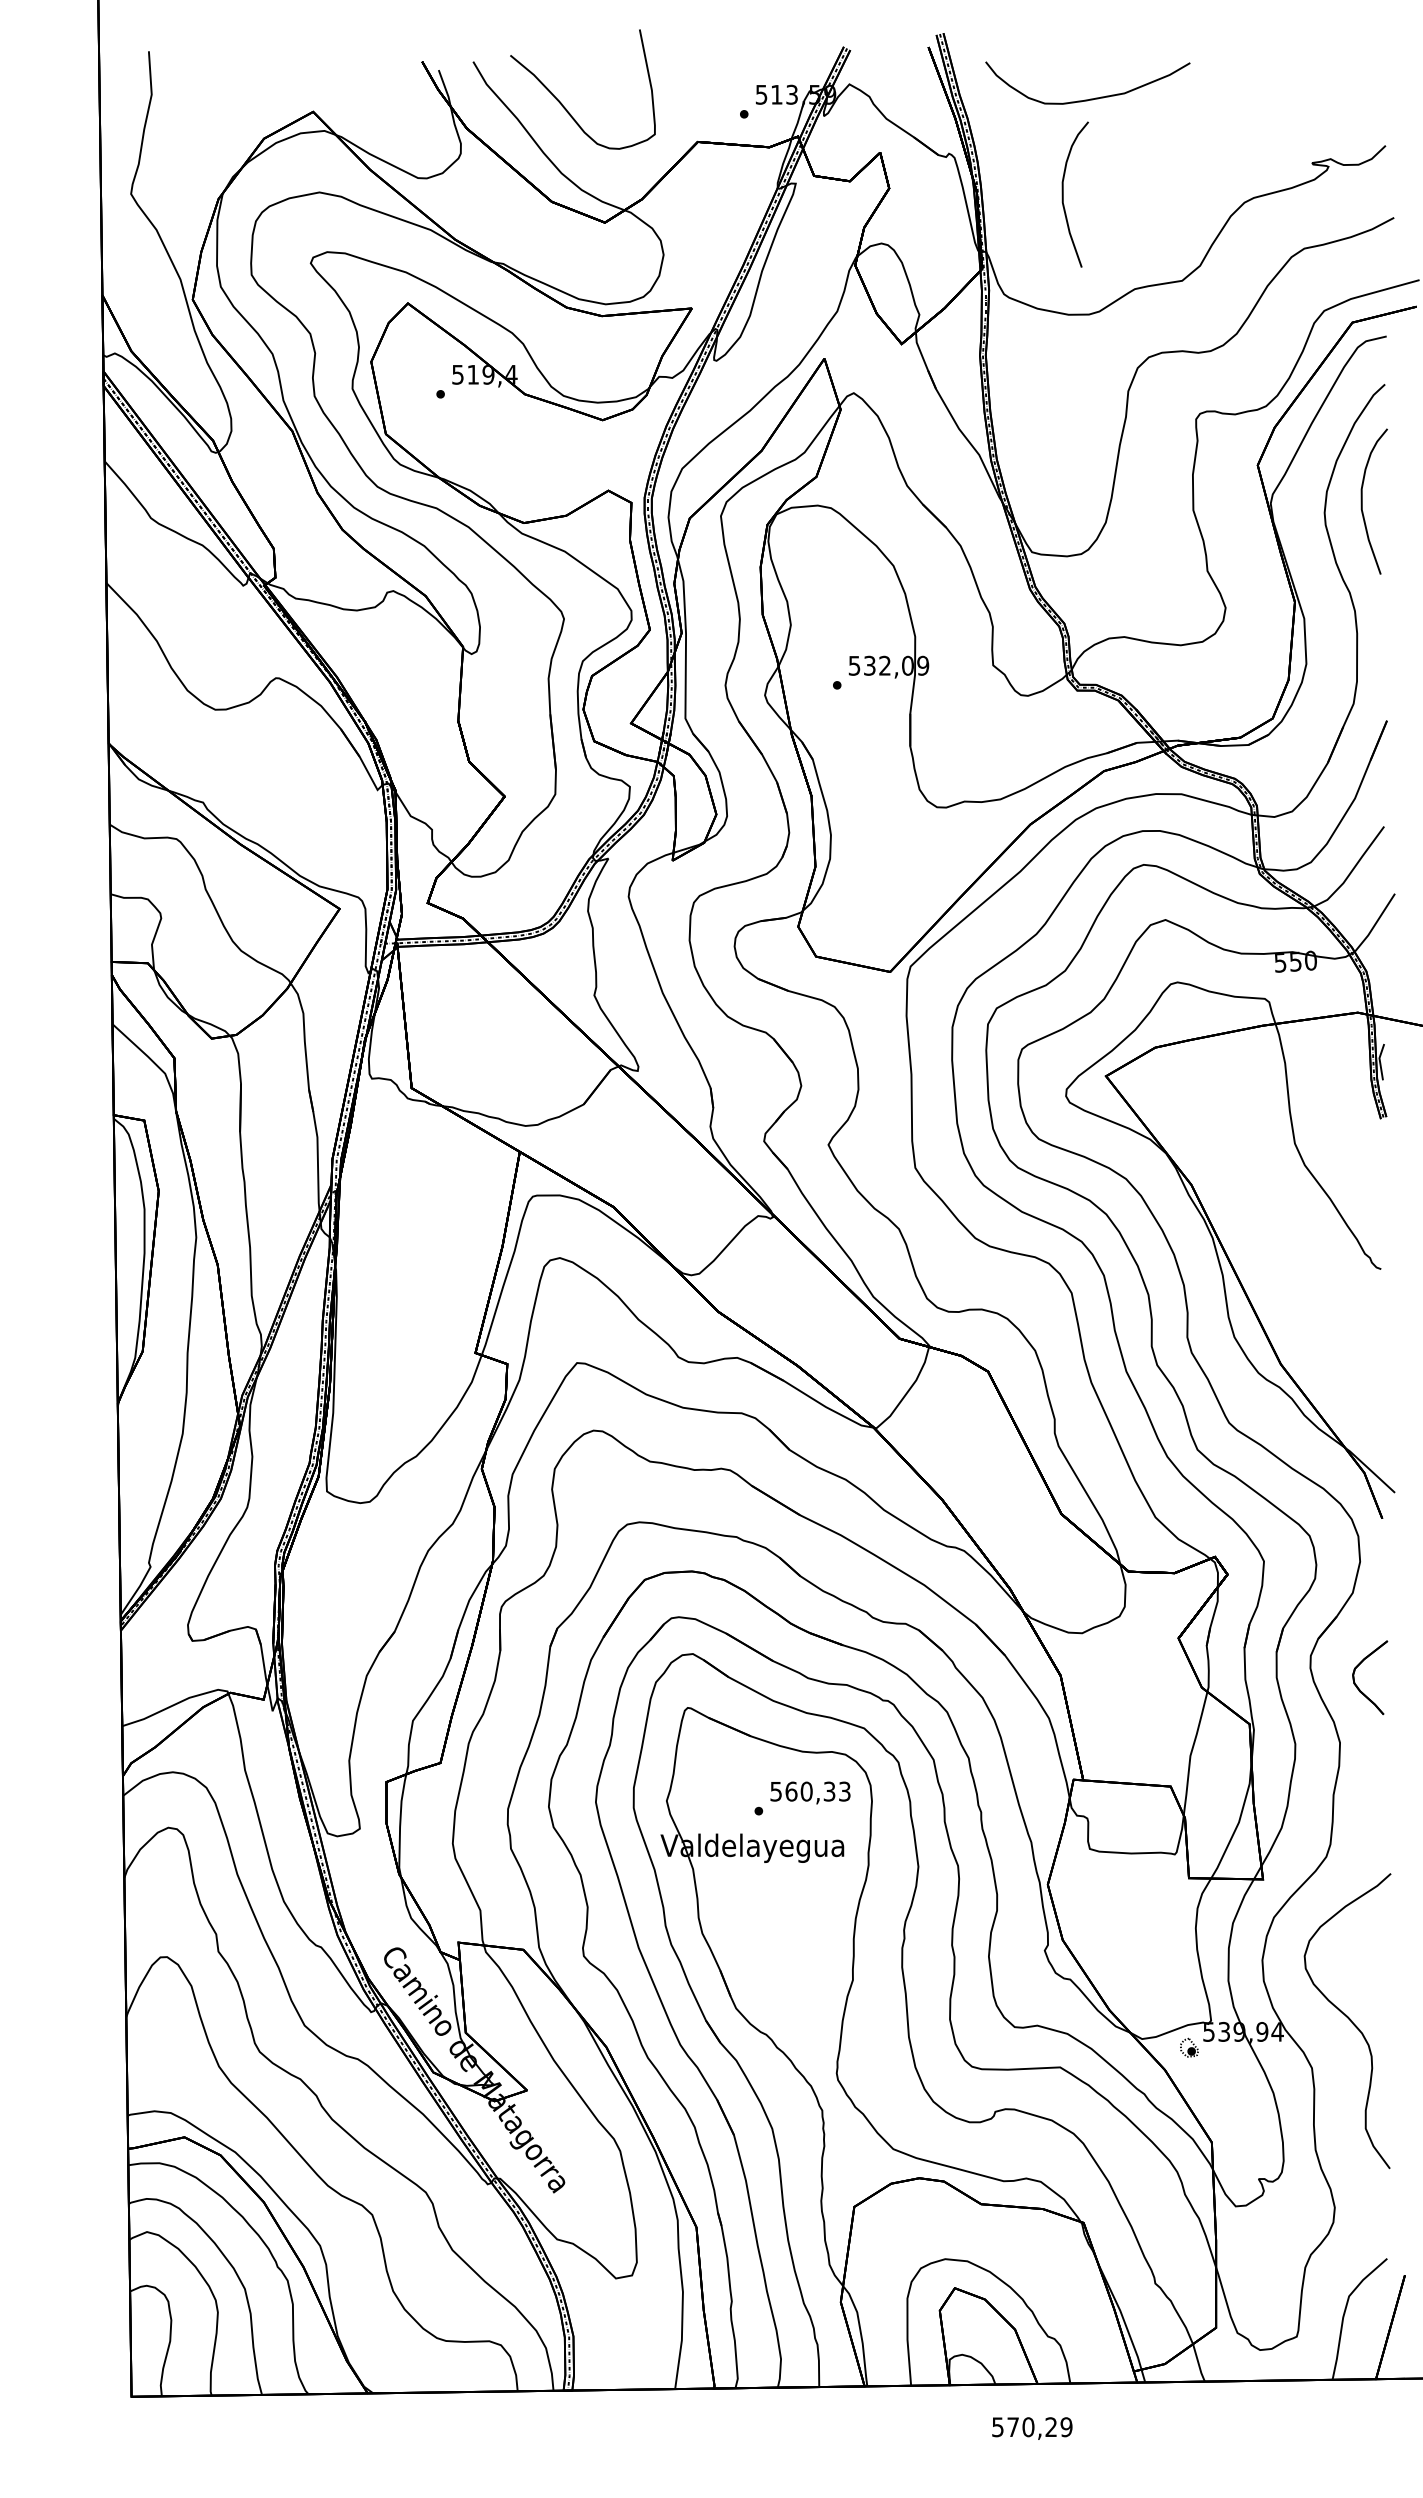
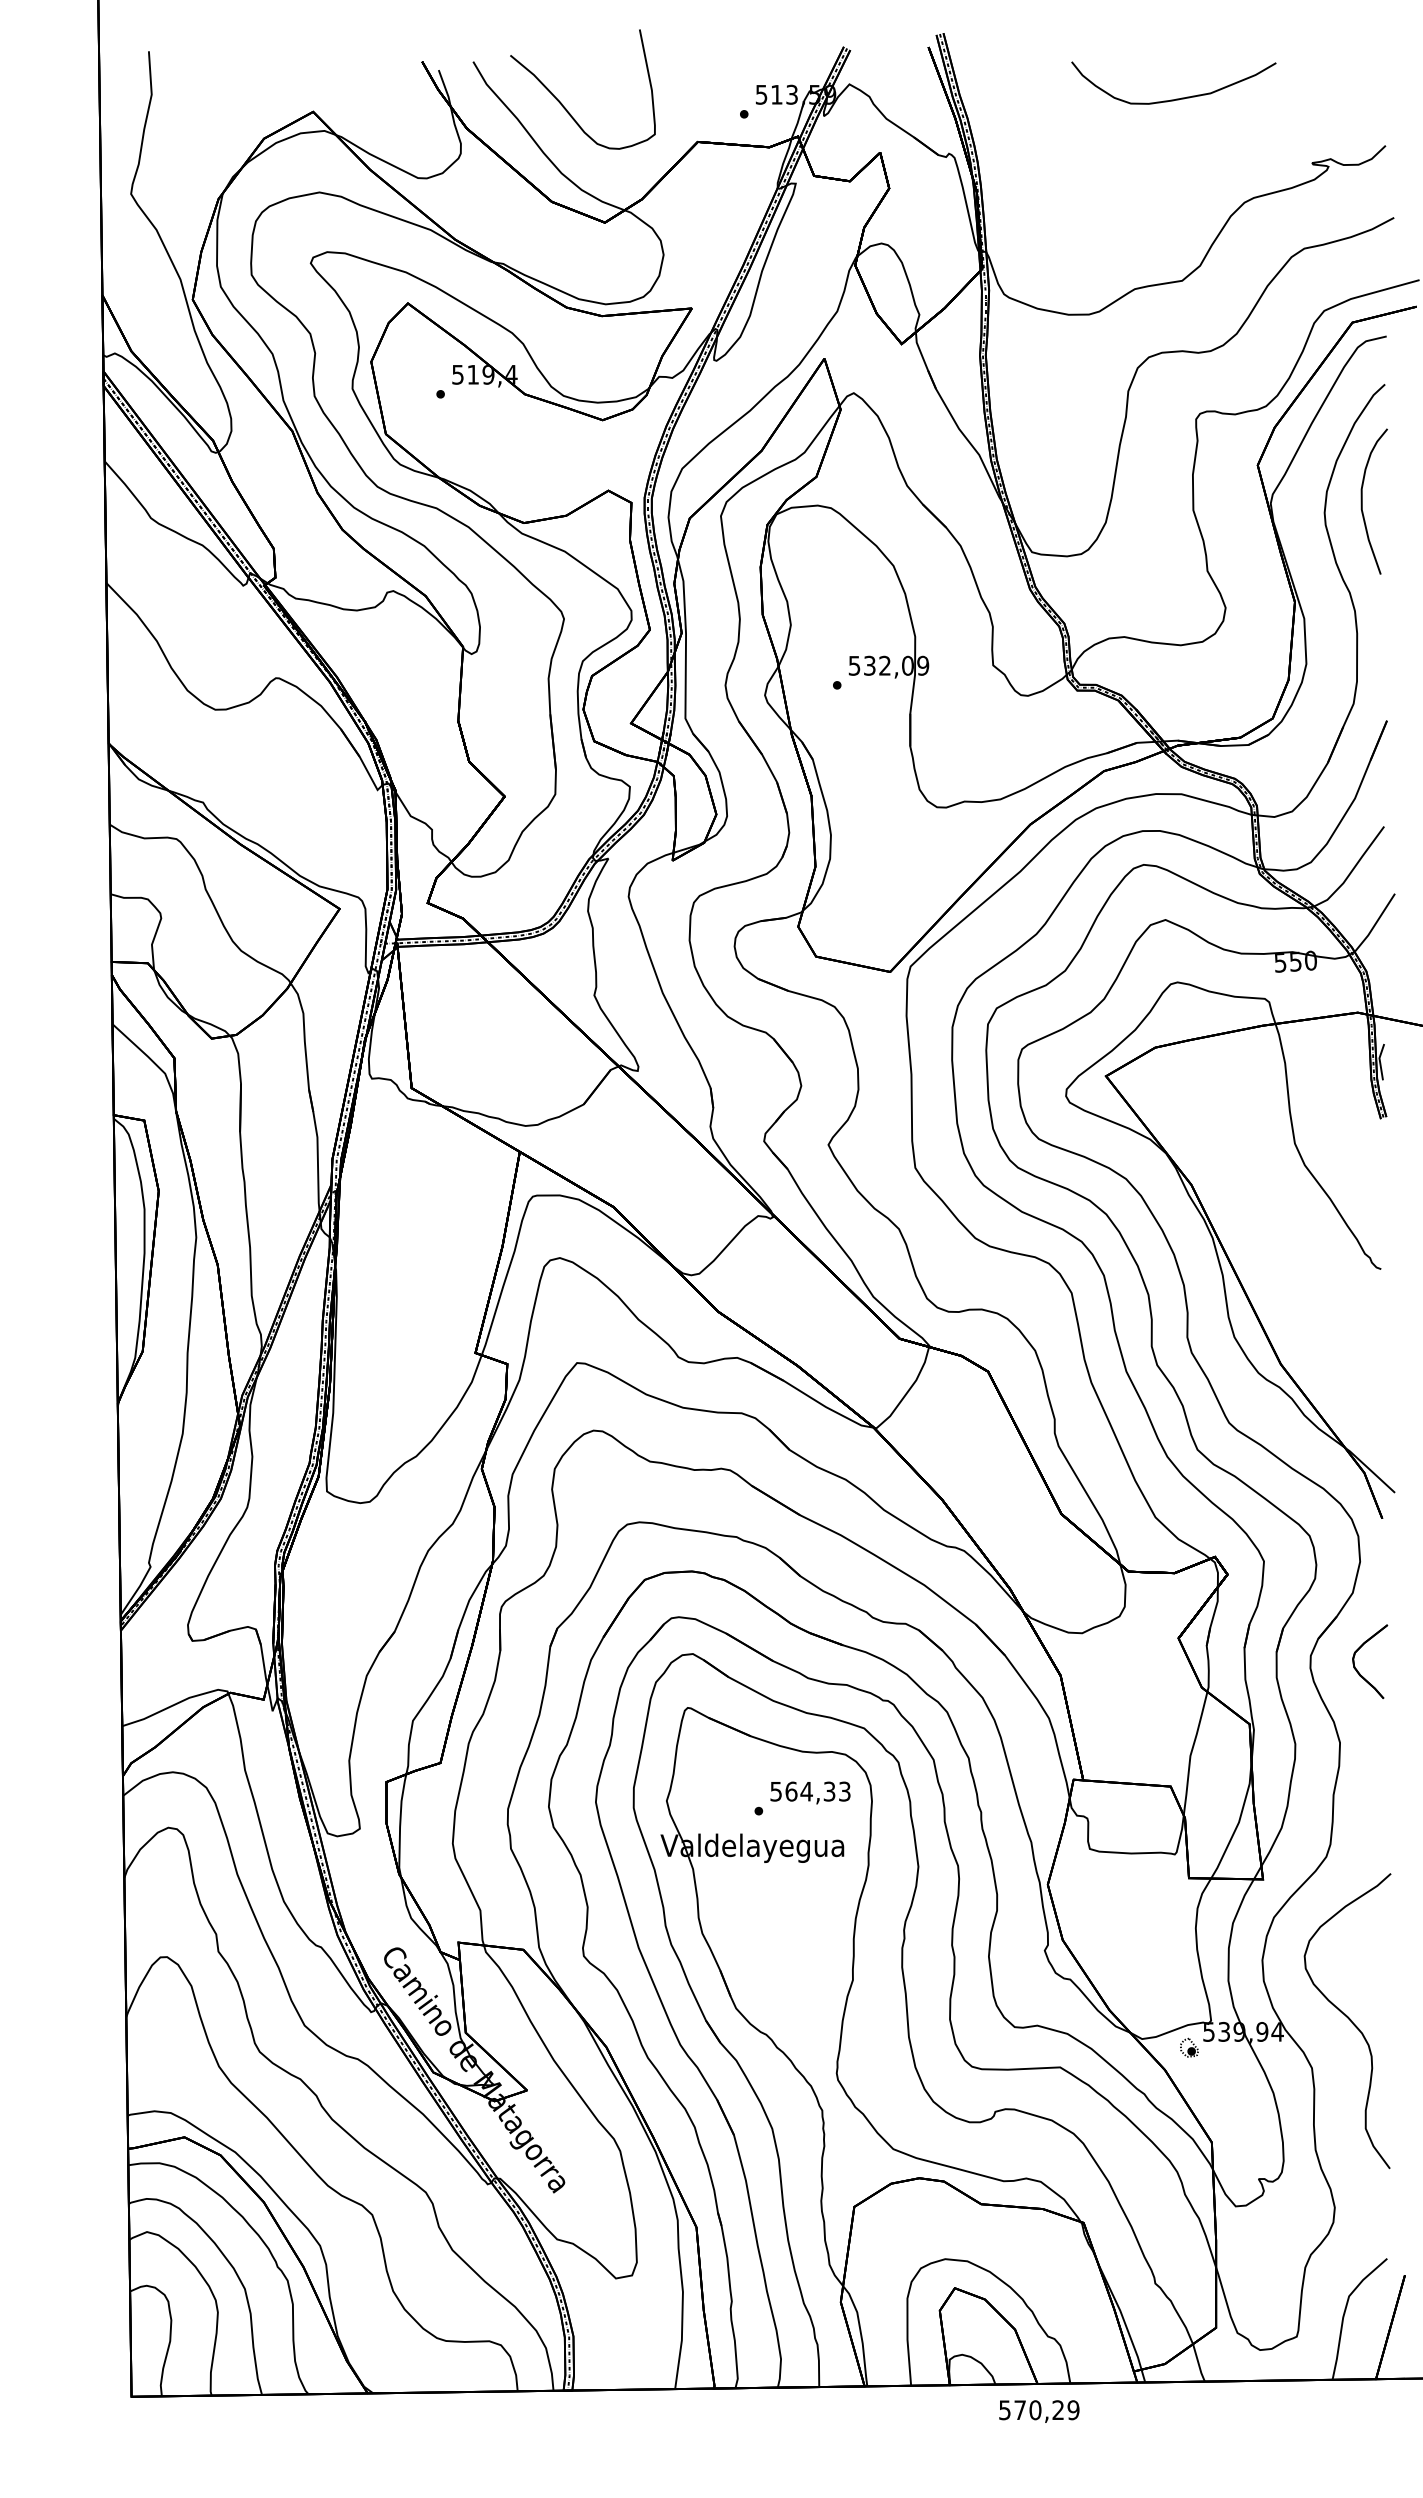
curve position: (1090, 98) -> (1176, 98) (1176, 98)
curve: present -> none (1063, 194)
part position: (1357, 1685) -> (1357, 1669) (1357, 1669)
text: 560,33 -> 564,33 (806, 1791)
text position: (1032, 2428) -> (1039, 2411) (1039, 2411)
